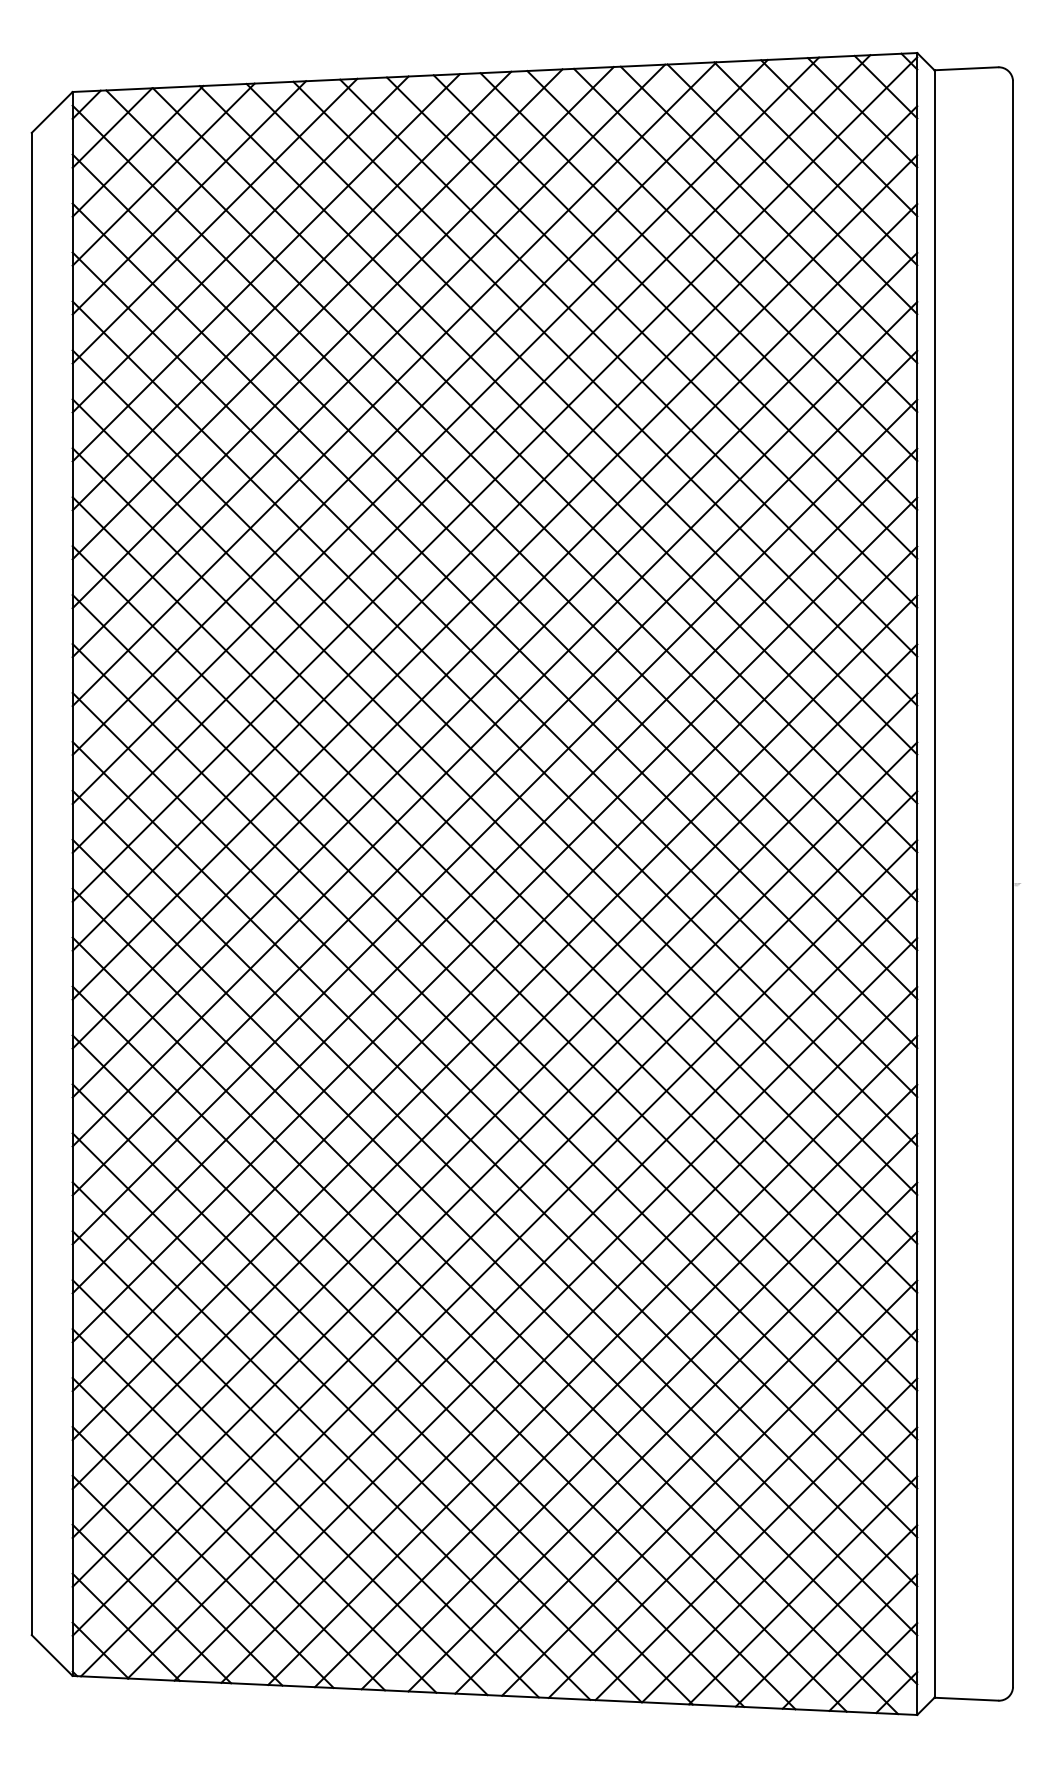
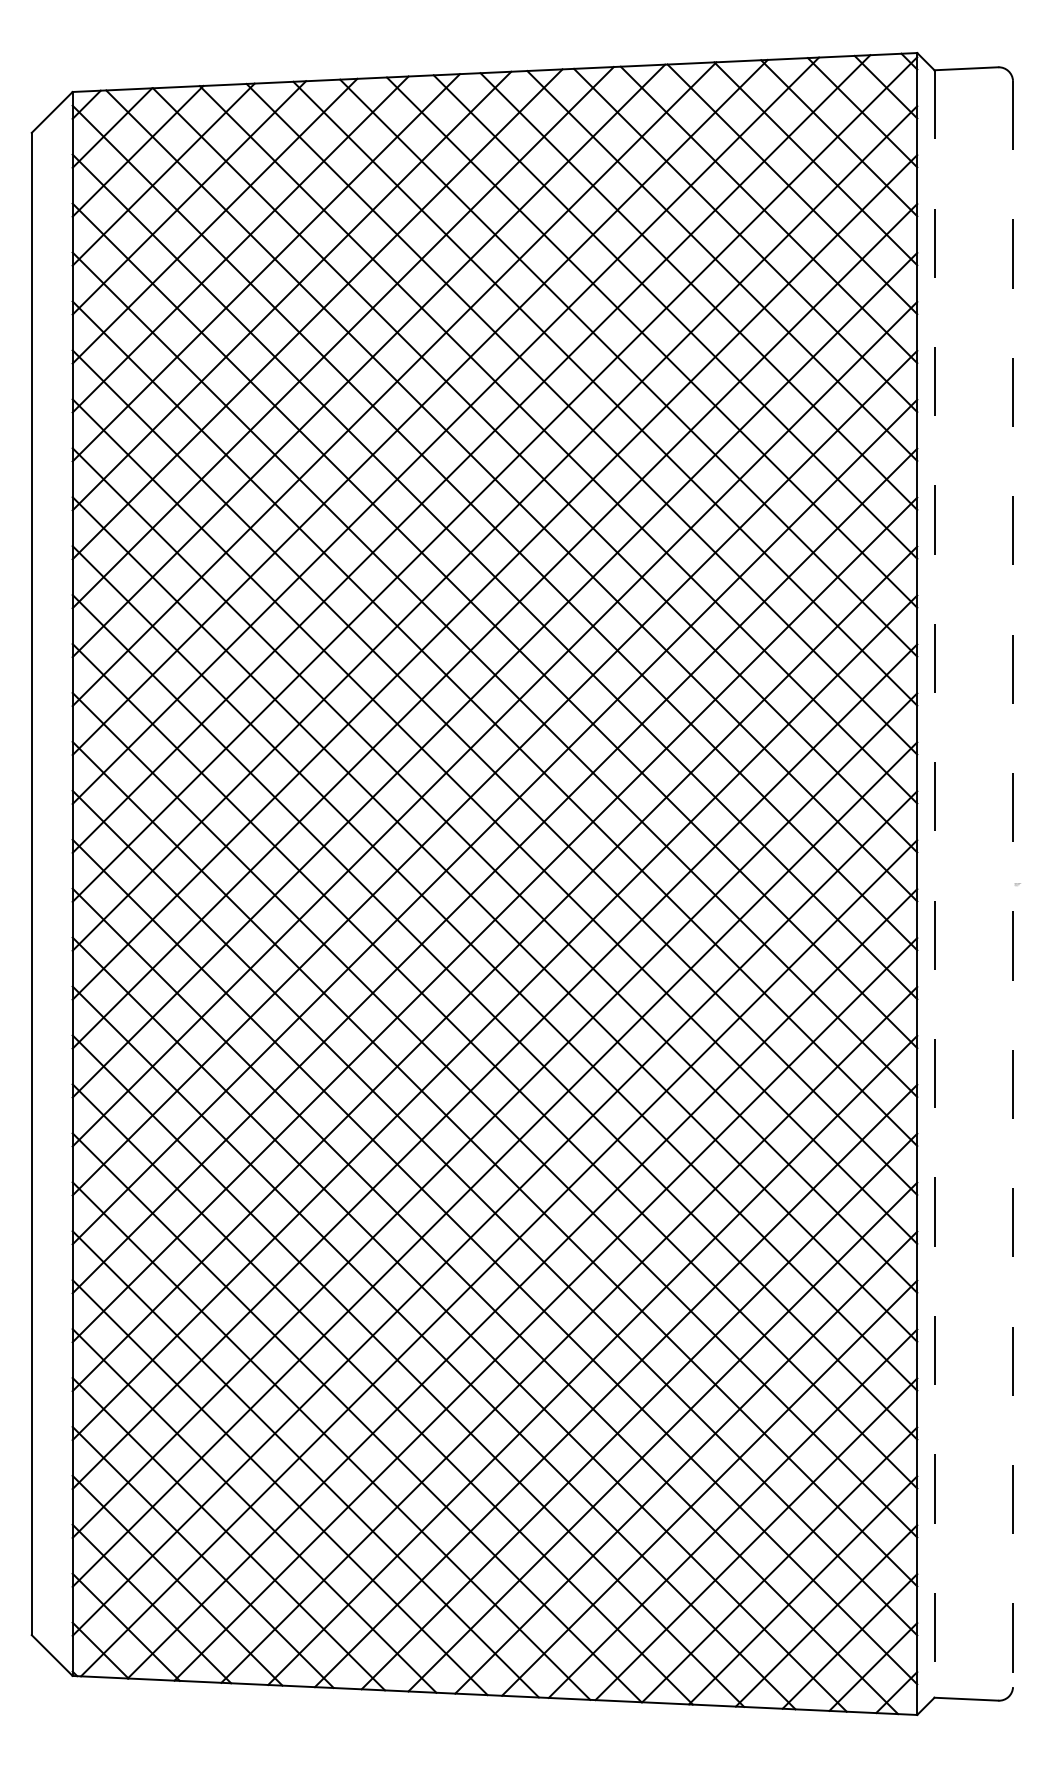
line: solid -> dashed (934, 884)
line: solid -> dashed (1012, 884)
